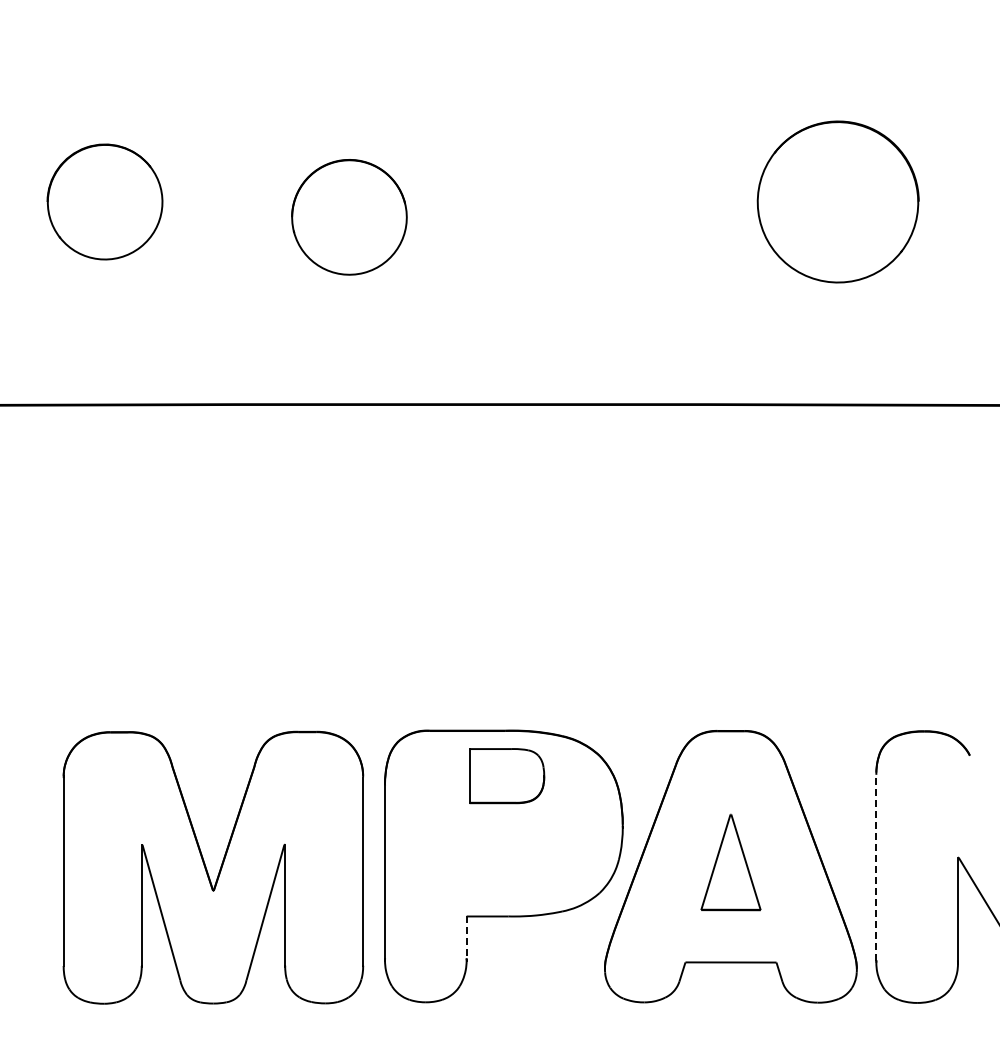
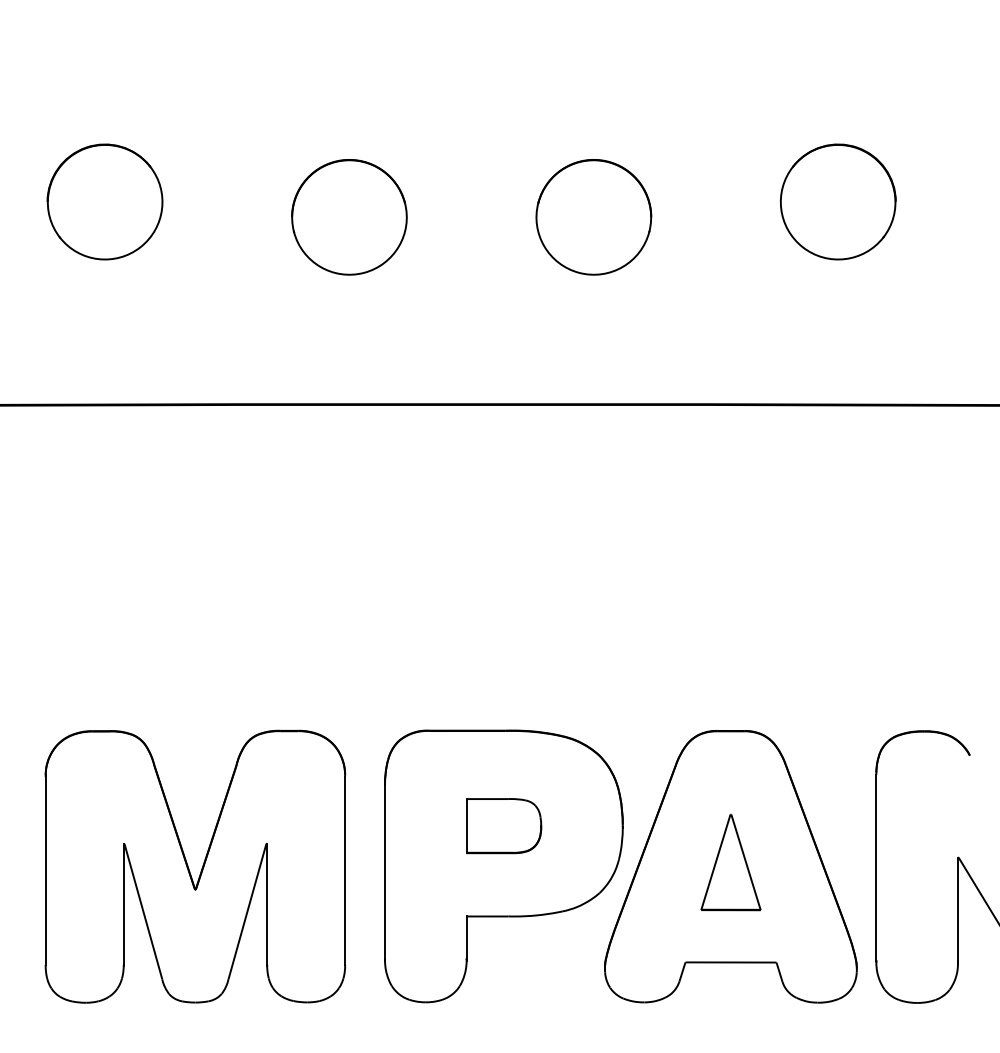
part size: 164x164 px -> 117x118 px (838, 201)
part: none -> present (593, 217)
part position: (507, 776) -> (504, 826) (504, 826)
line: dashed -> solid (876, 867)
part position: (207, 869) -> (189, 868) (189, 868)
line: dashed -> solid (466, 938)
